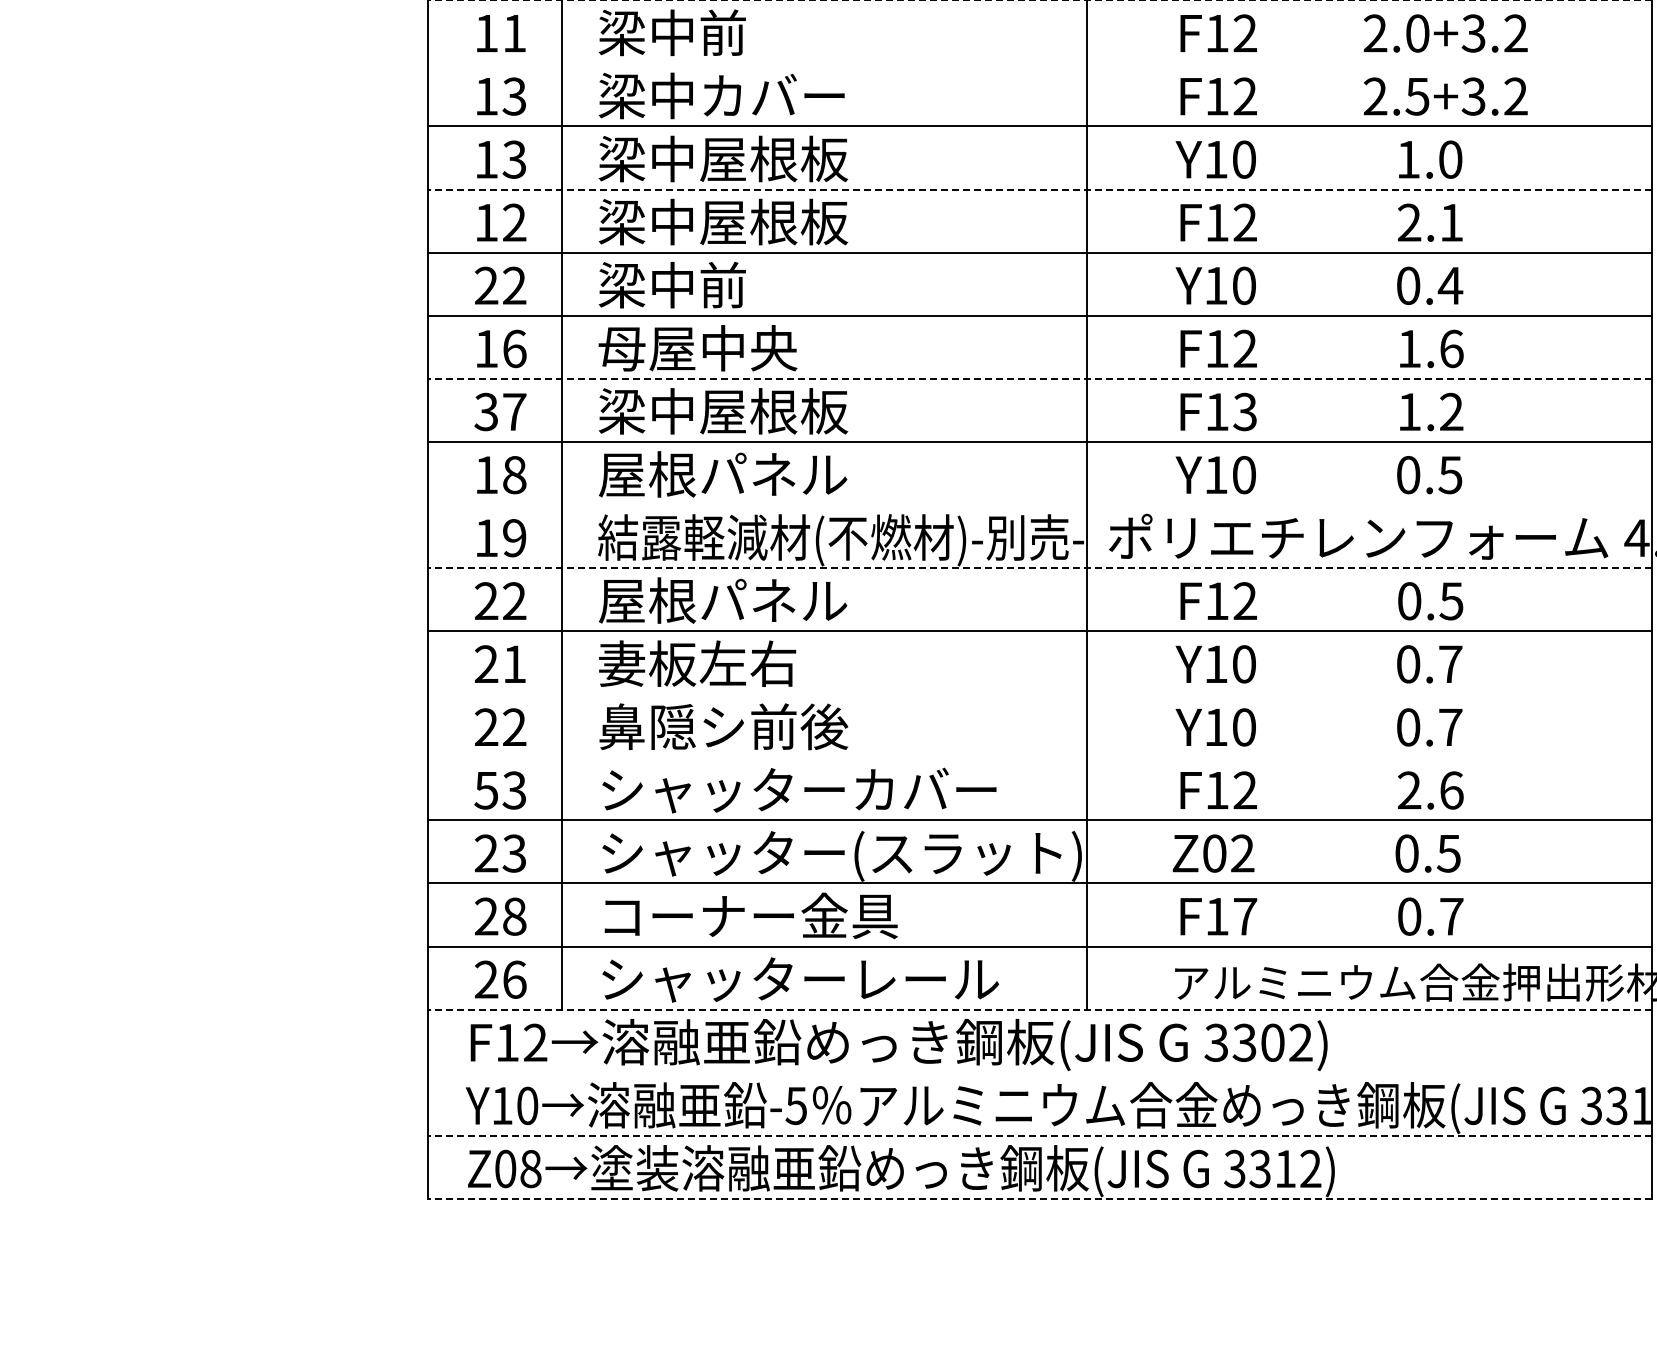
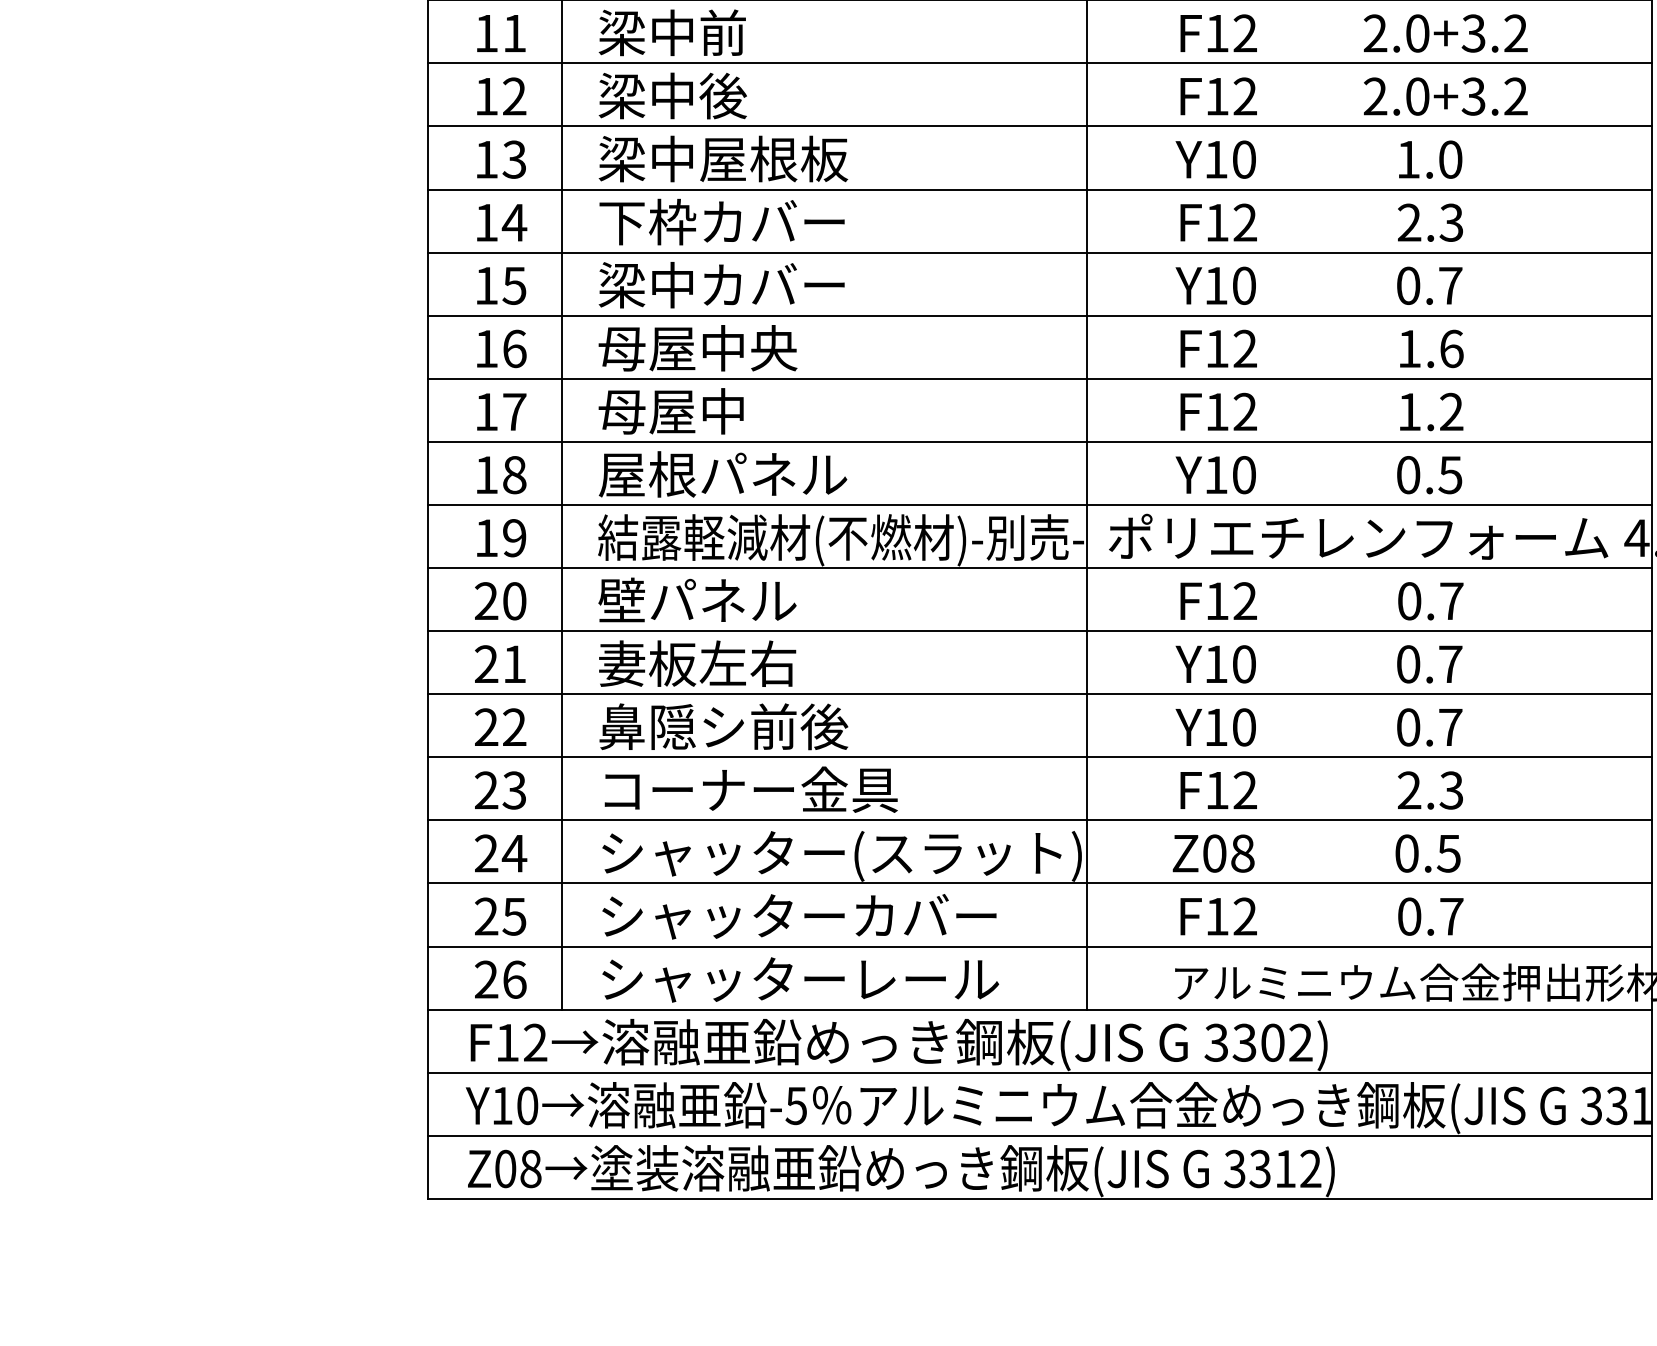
line: dashed -> solid (1039, 0)
line: none -> present (1039, 63)
text: 梁中カバー -> 梁中後 (771, 95)
text: 13 -> 12 (514, 96)
text: 2.5+3.2 -> 2.0+3.2 (1417, 96)
line: dashed -> solid (1039, 189)
text: 梁中屋根板 -> 下枠カバー (723, 221)
text: 12 -> 14 (514, 222)
text: 2.1 -> 2.3 (1451, 222)
text: 梁中前 -> 梁中カバー (772, 284)
text: 22 -> 15 (500, 285)
text: 0.4 -> 0.7 (1450, 285)
line: dashed -> solid (1039, 378)
text: 37 -> 17 (485, 411)
text: 梁中屋根板 -> 母屋中 (723, 411)
text: F13 -> F12 (1244, 412)
line: none -> present (1039, 504)
line: dashed -> solid (1039, 568)
text: 屋根パネル -> 壁パネル (722, 600)
text: 22 -> 20 (514, 601)
text: 0.5 -> 0.7 (1451, 601)
line: none -> present (1039, 694)
line: none -> present (1039, 757)
text: シャッターカバー -> コーナー金具 (799, 789)
text: 53 -> 23 (486, 790)
text: 2.6 -> 2.3 (1451, 790)
text: 23 -> 24 (514, 853)
text: Z02 -> Z08 (1242, 853)
text: コーナー金具 -> シャッターカバー (799, 915)
text: 28 -> 25 (514, 916)
text: F17 -> F12 (1245, 916)
line: dashed -> solid (1039, 1009)
line: none -> present (1039, 1072)
line: dashed -> solid (1039, 1135)
line: dashed -> solid (1039, 1198)
